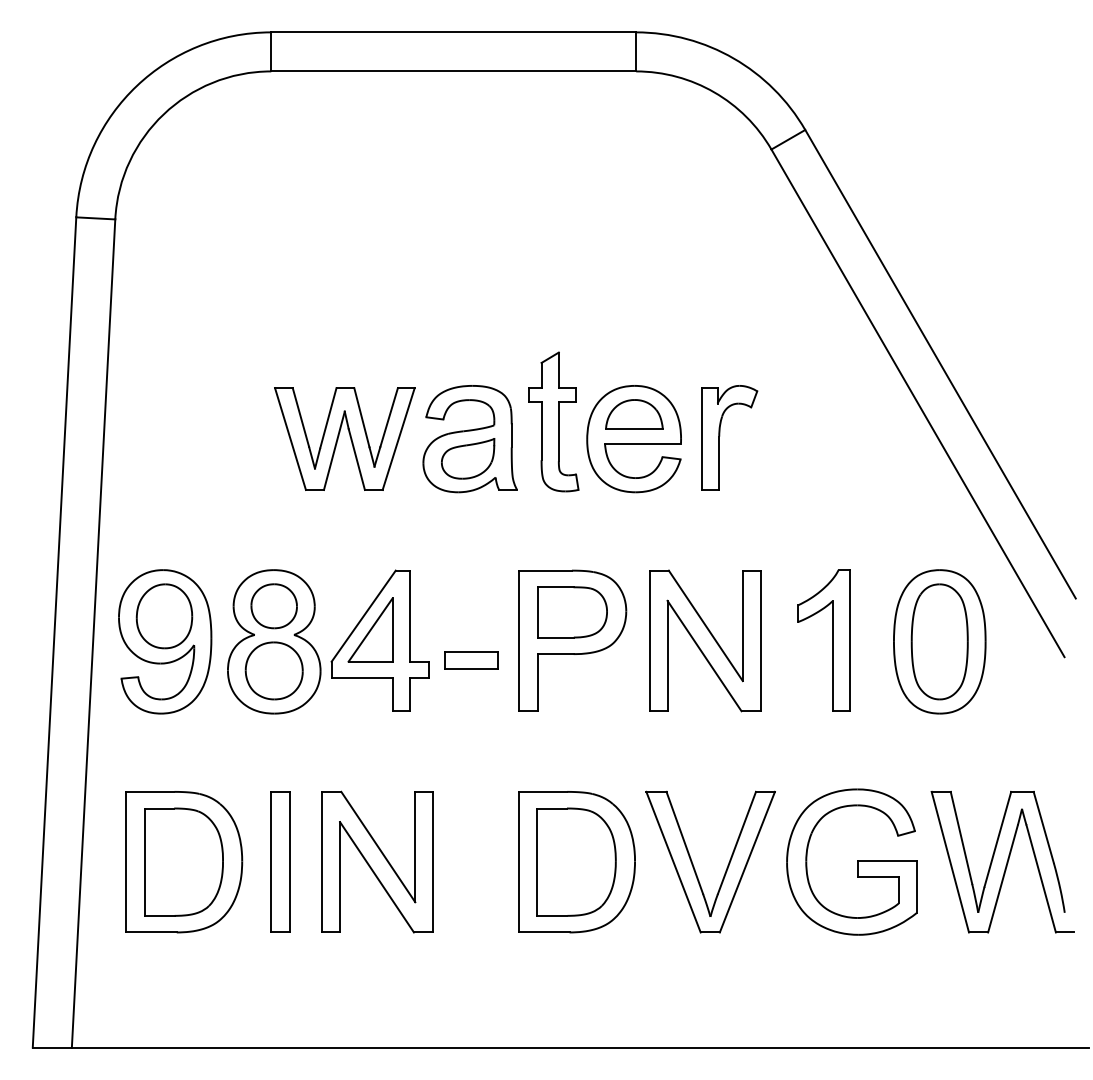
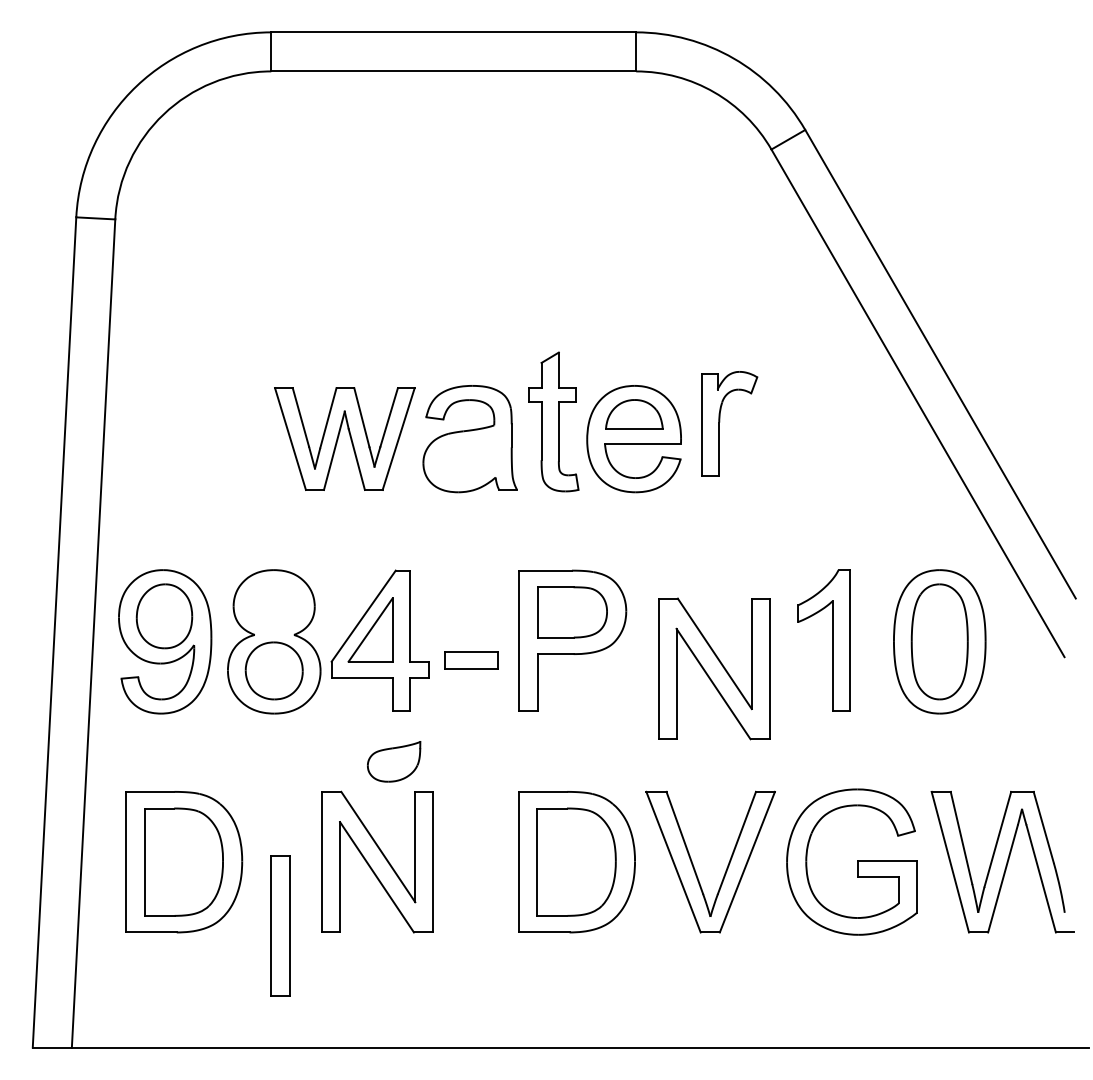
part position: (720, 436) -> (720, 422) (720, 422)
part position: (468, 458) -> (394, 761) (394, 761)
part: present -> none (273, 606)
part position: (705, 640) -> (714, 668) (714, 668)
part position: (280, 861) -> (280, 925) (280, 925)
